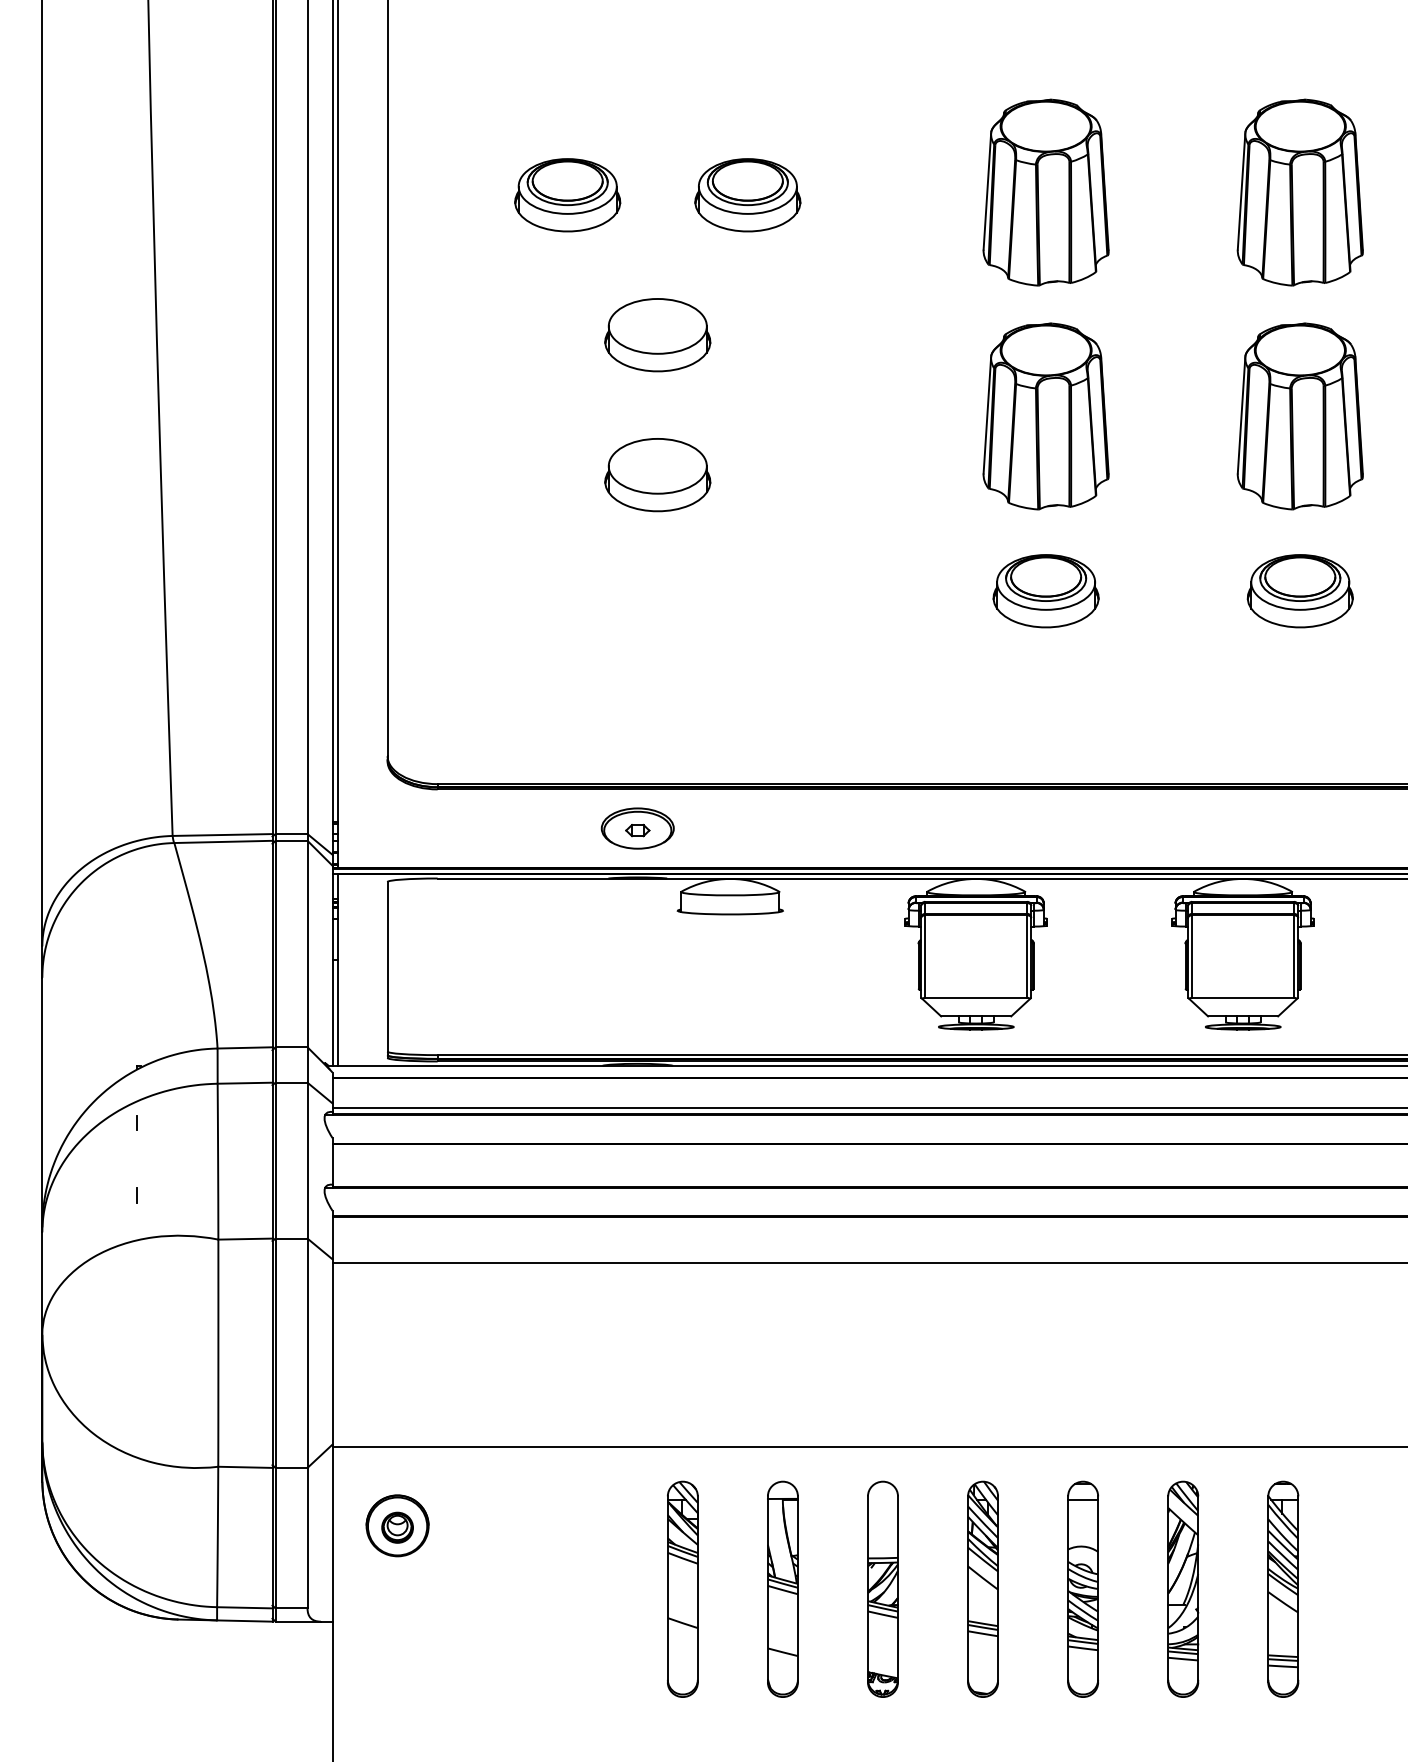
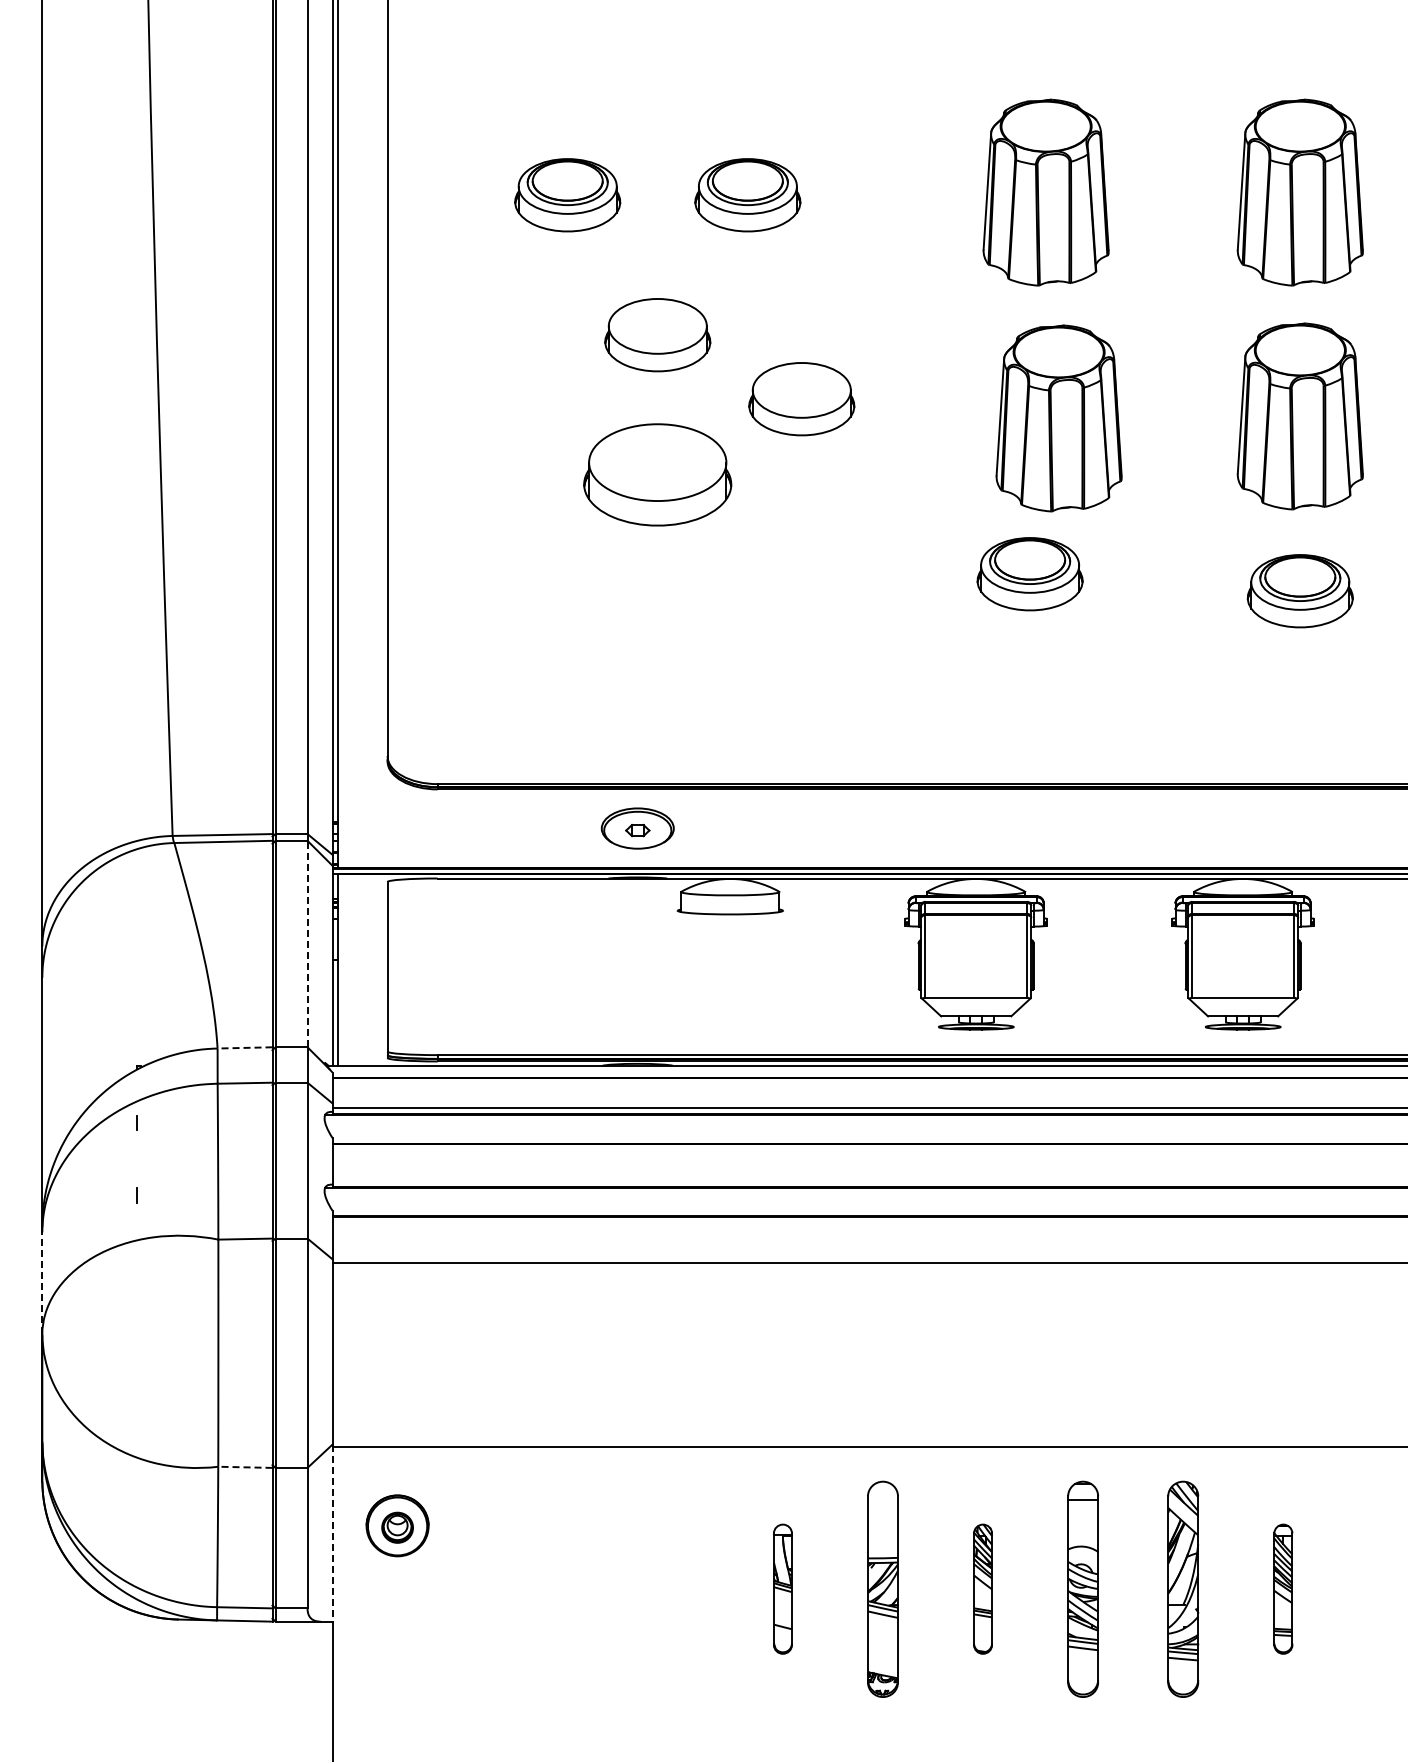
part: none -> present (801, 399)
part position: (1045, 416) -> (1058, 418) (1058, 418)
part size: 108x75 px -> 150x104 px (657, 474)
part position: (1045, 591) -> (1029, 574) (1029, 574)
line: solid -> dashed (307, 943)
line: solid -> dashed (244, 1047)
line: solid -> dashed (42, 1283)
line: solid -> dashed (244, 1467)
line: solid -> dashed (332, 1533)
part: present -> none (682, 1588)
part size: 32x218 px -> 20x132 px (782, 1588)
part size: 32x218 px -> 20x132 px (982, 1588)
part size: 33x218 px -> 21x132 px (1283, 1588)
